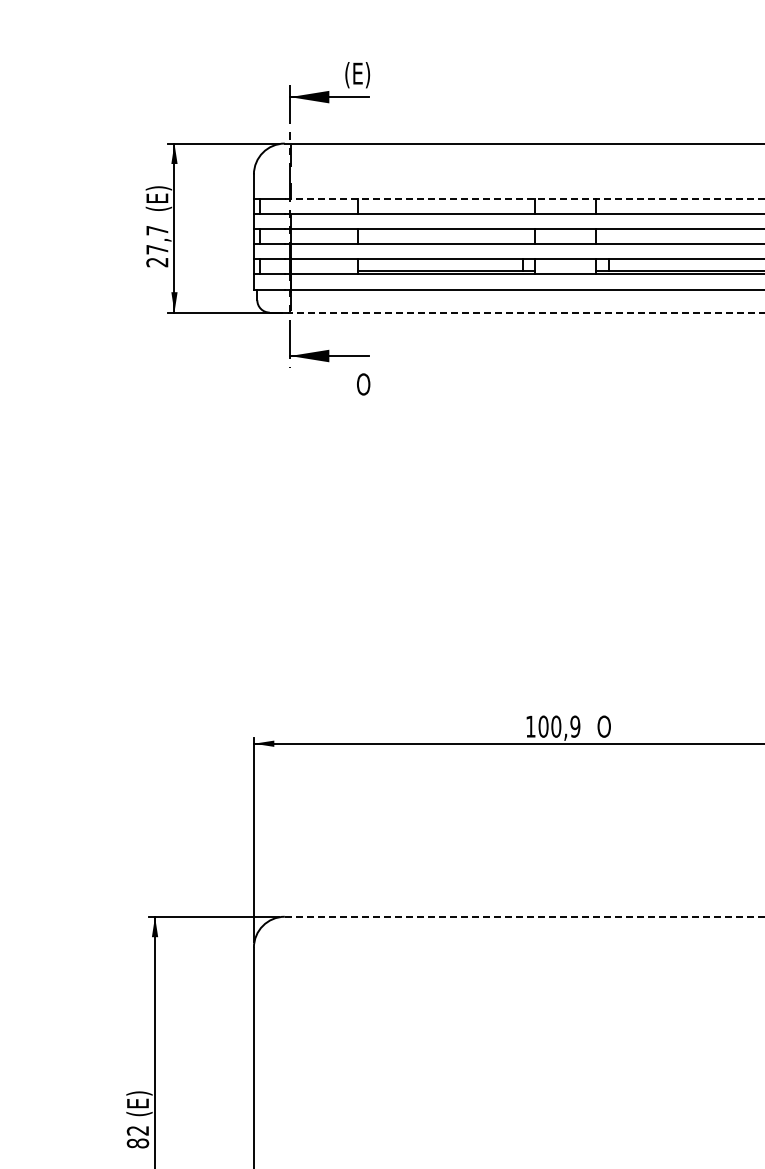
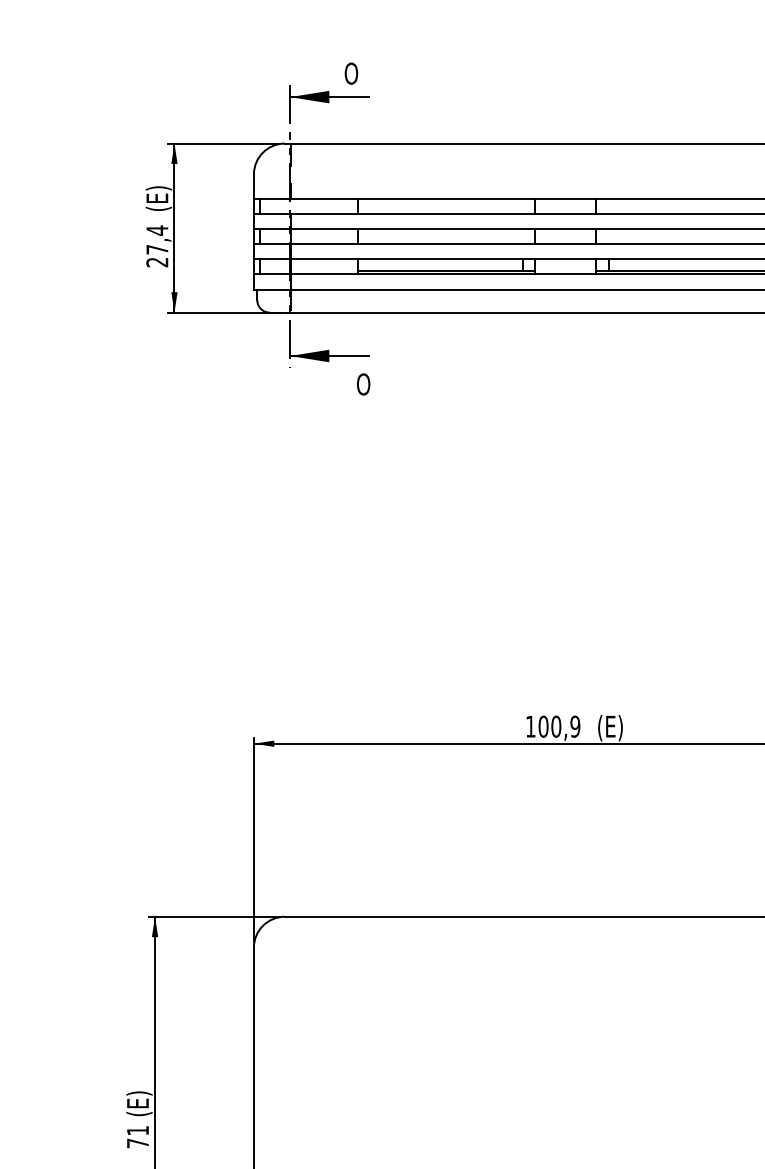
text: (E) -> O (357, 75)
line: dashed -> solid (524, 198)
text: 27,7 -> 27,4 (157, 230)
line: dashed -> solid (526, 312)
text: O -> (E) (609, 728)
line: dashed -> solid (524, 916)
text: 82 -> 71 (137, 1137)
